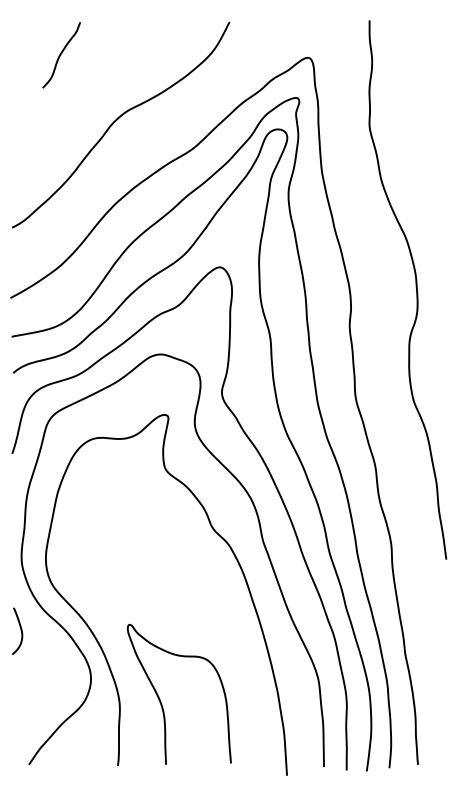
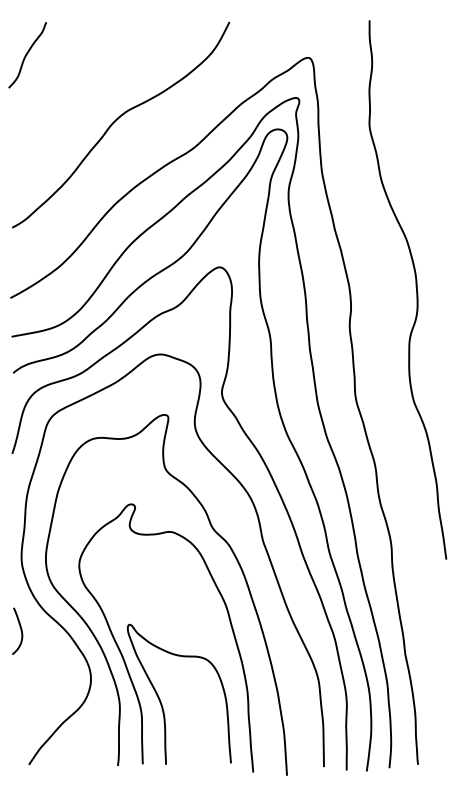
curve position: (61, 55) -> (27, 55) (27, 55)
curve: none -> present (122, 653)
